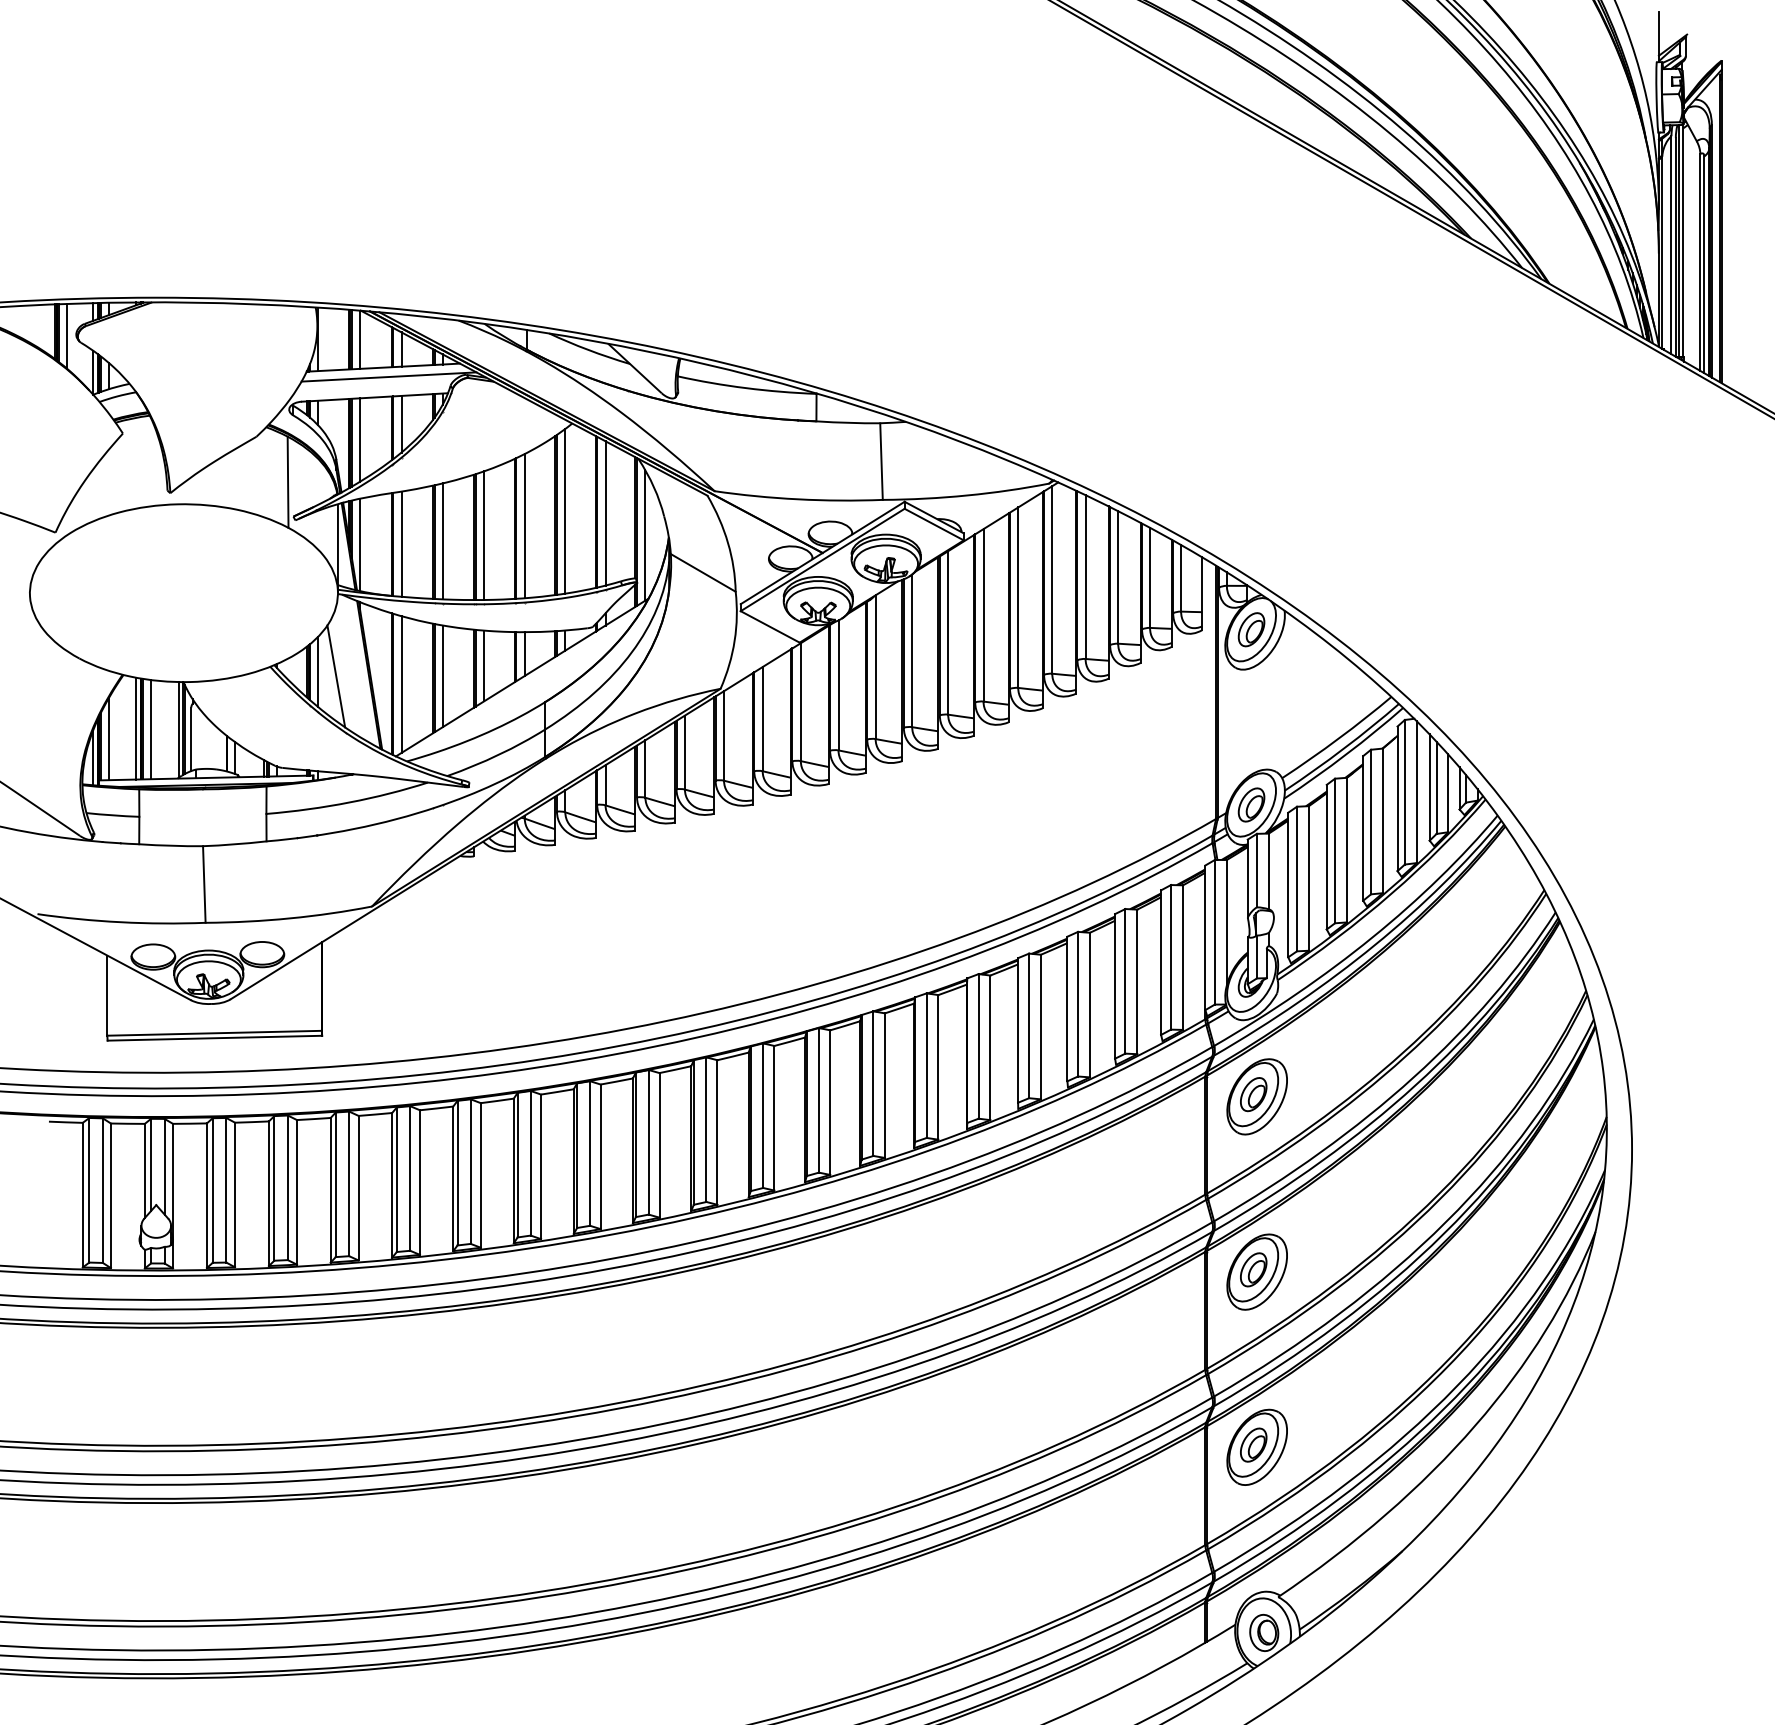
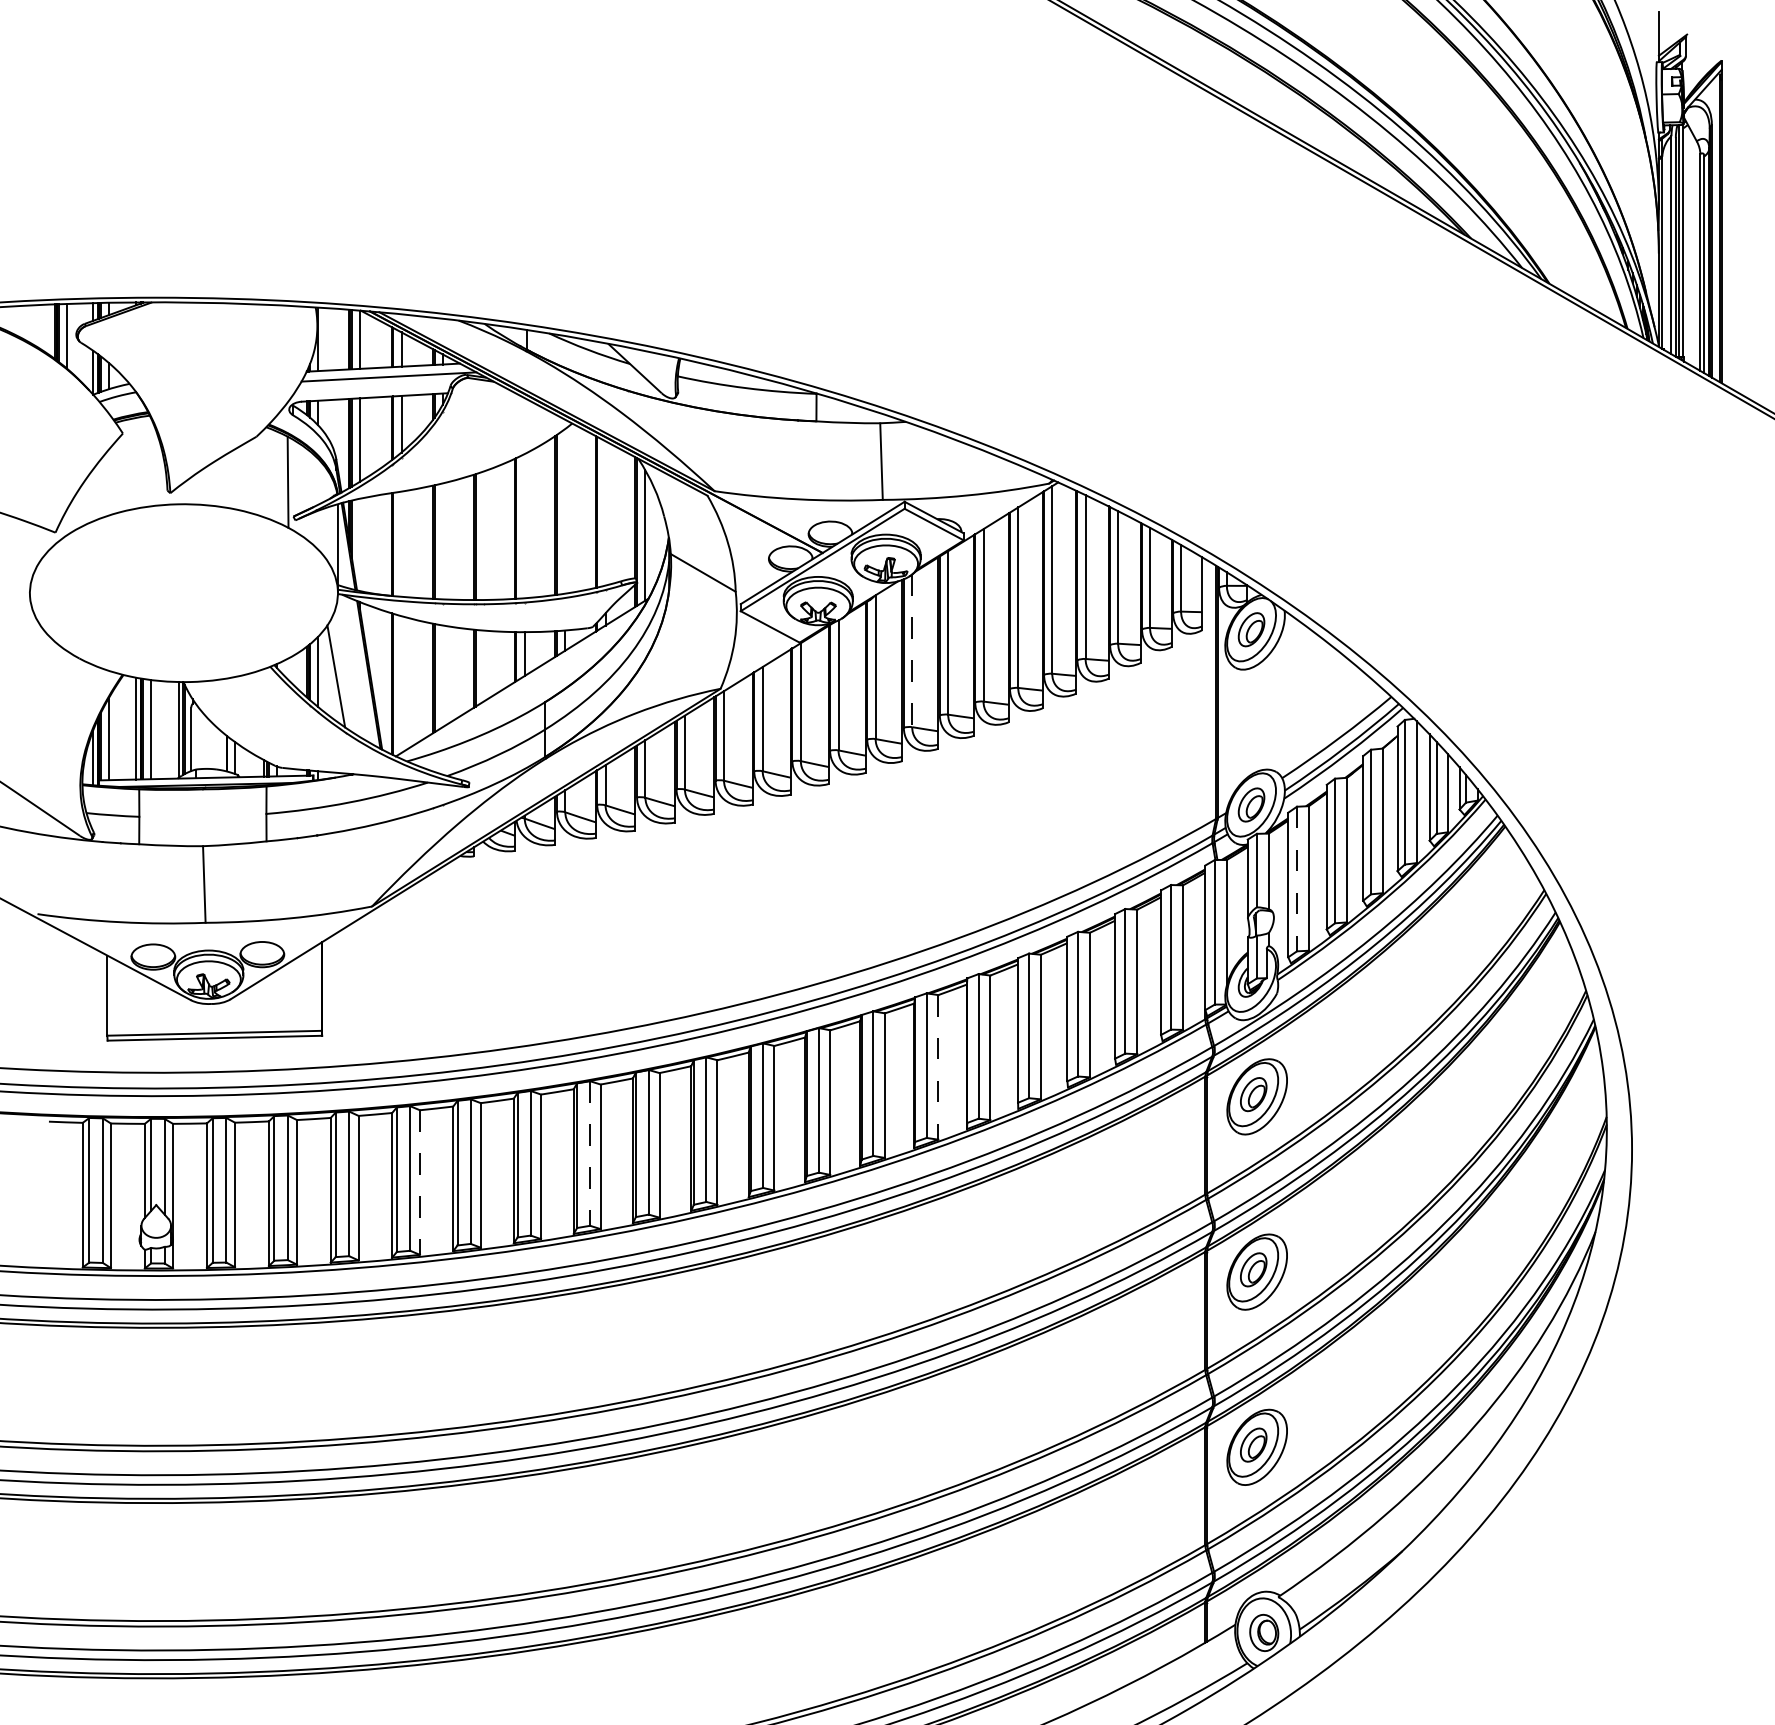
line: present -> none (565, 510)
line: present -> none (605, 513)
line: present -> none (524, 526)
line: present -> none (483, 535)
line: present -> none (442, 541)
line: present -> none (401, 543)
line: present -> none (359, 544)
line: solid -> dashed (912, 651)
line: present -> none (483, 665)
line: present -> none (442, 676)
line: present -> none (401, 684)
line: solid -> dashed (1296, 879)
line: solid -> dashed (938, 1067)
line: solid -> dashed (590, 1154)
line: solid -> dashed (419, 1183)
